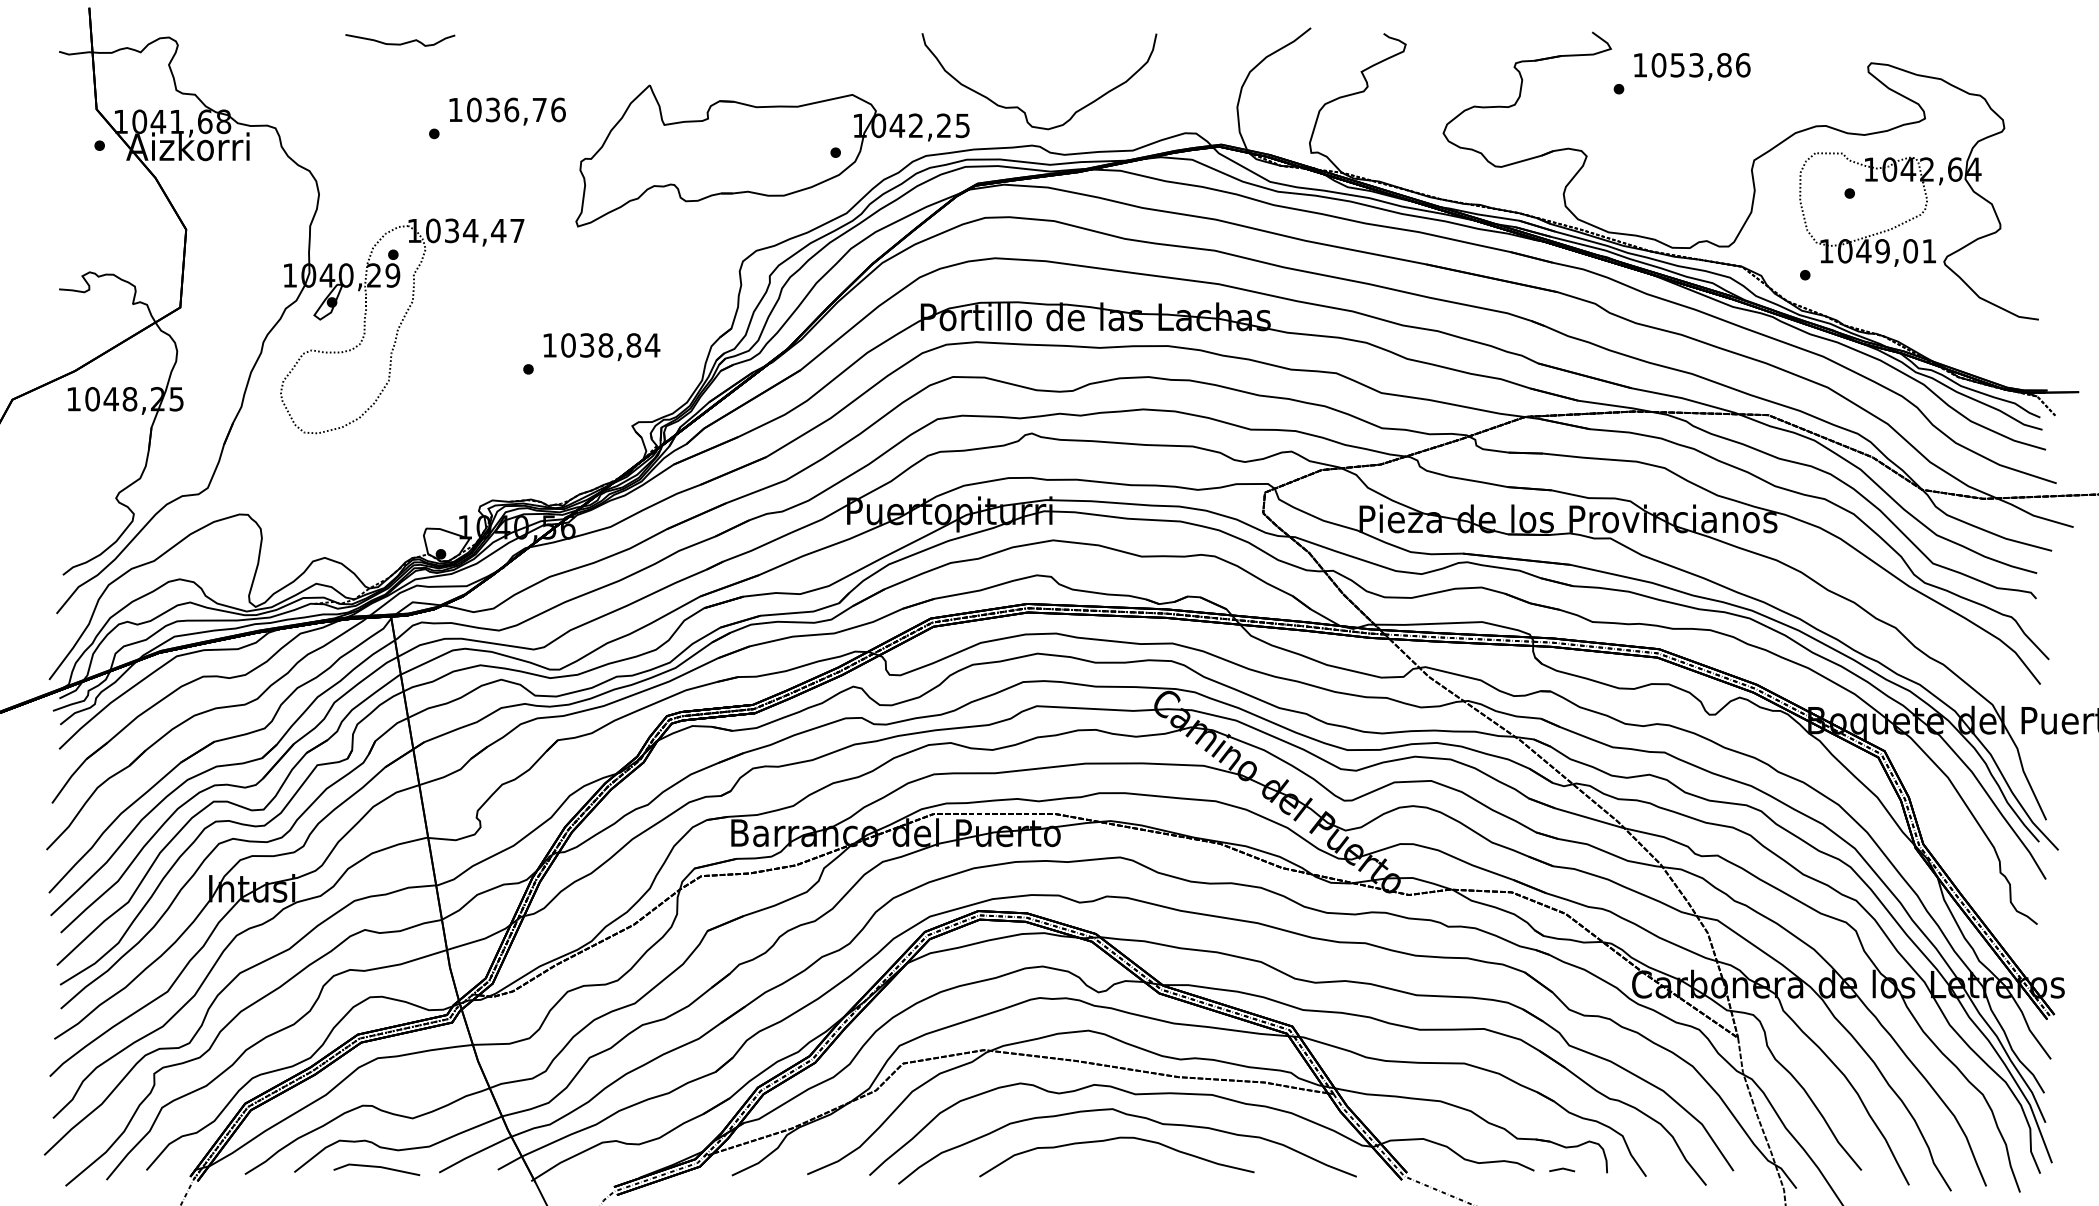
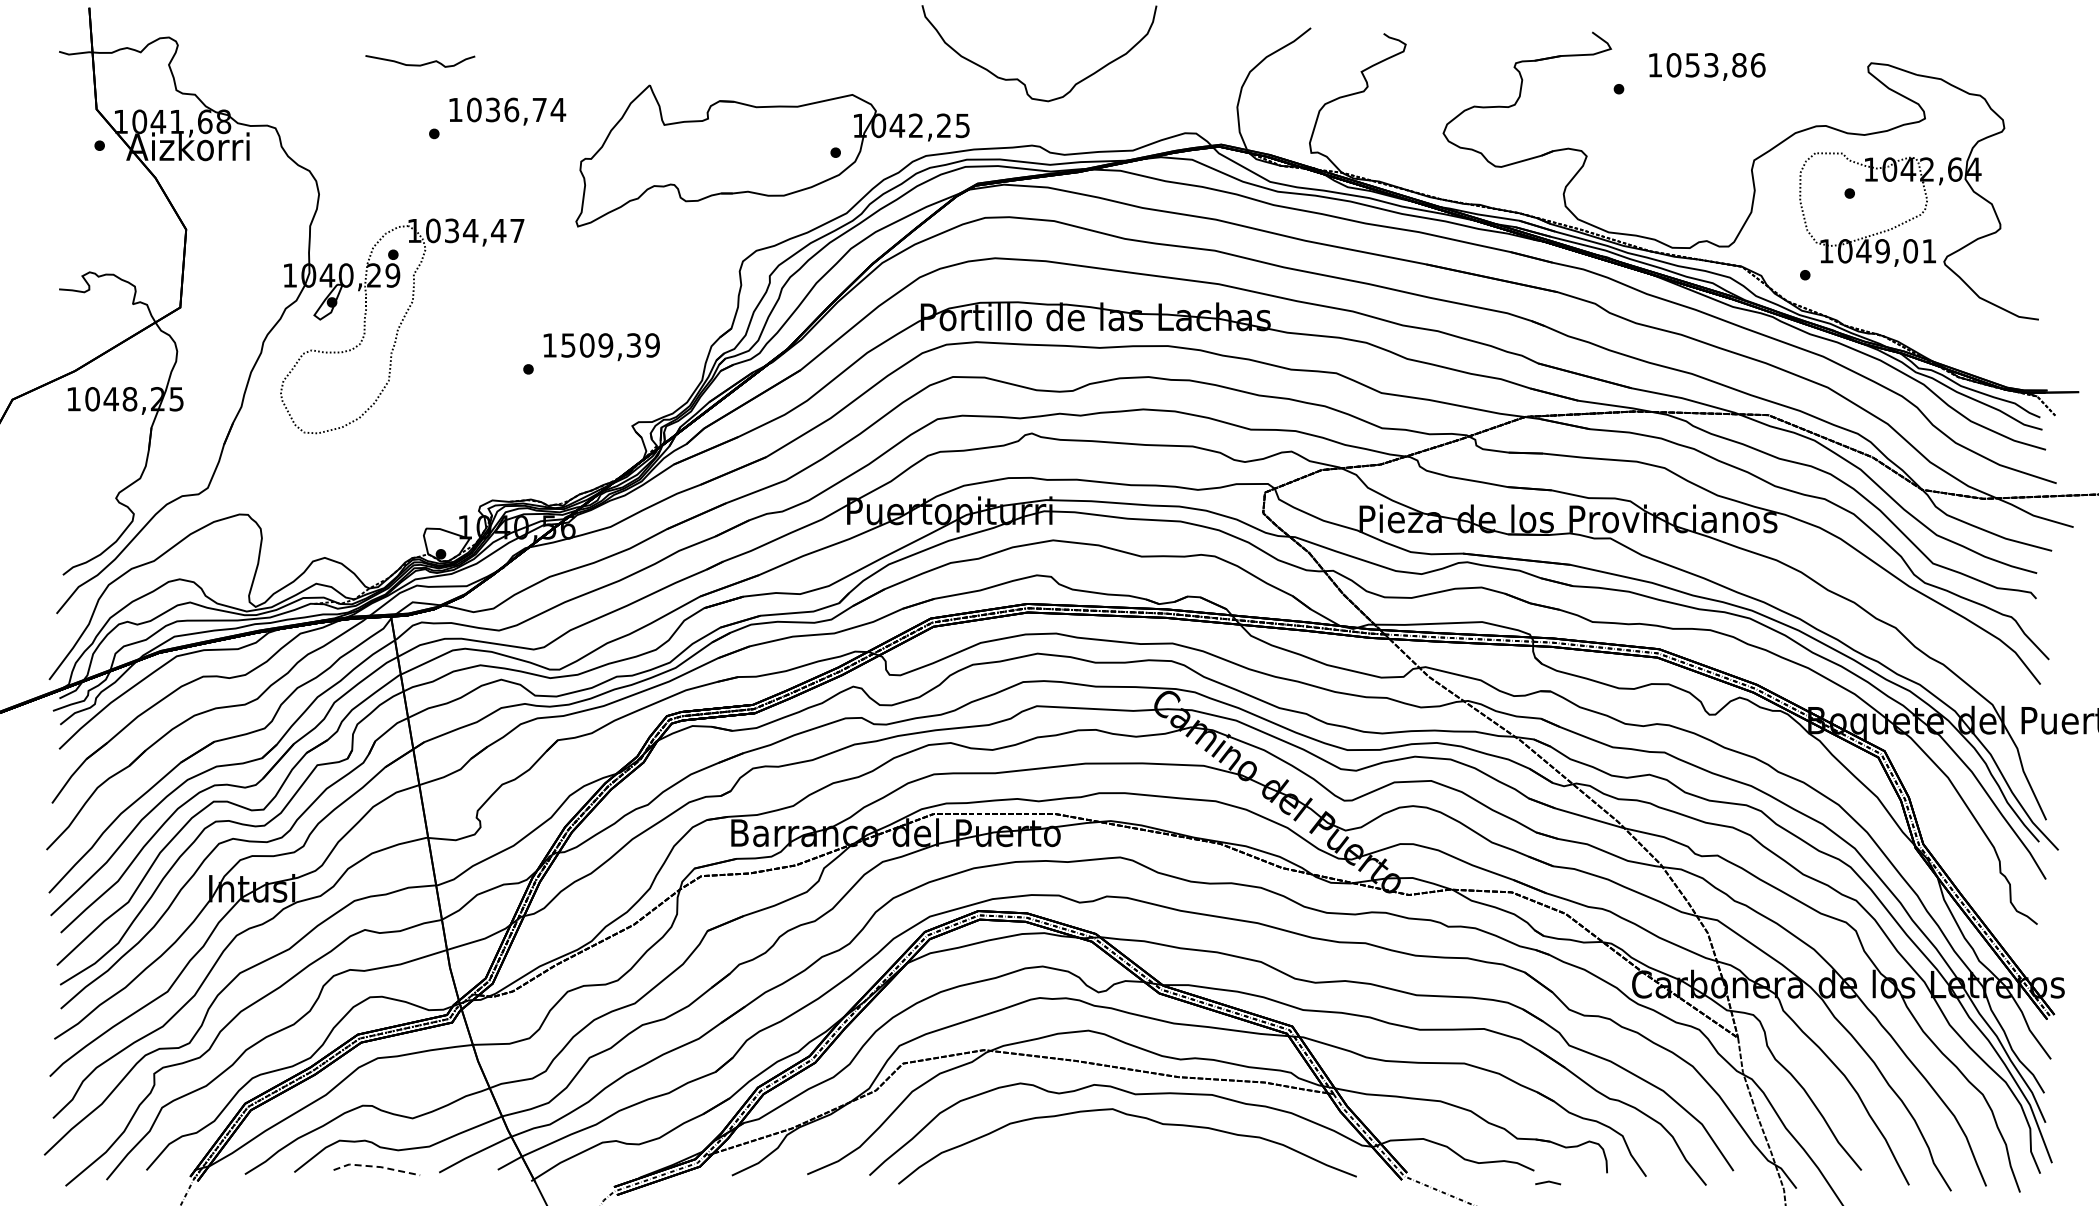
curve position: (400, 43) -> (420, 64) (420, 64)
text position: (1692, 66) -> (1707, 66) (1707, 66)
curve position: (1018, 106) -> (1018, 78) (1018, 78)
text: 1036,76 -> 1036,74 (558, 109)
text: 1038,84 -> 1509,39 (610, 345)
curve: present -> none (1111, 1140)
line: solid -> dashed (376, 1166)
line position: (1562, 1169) -> (1548, 1182) (1548, 1182)
